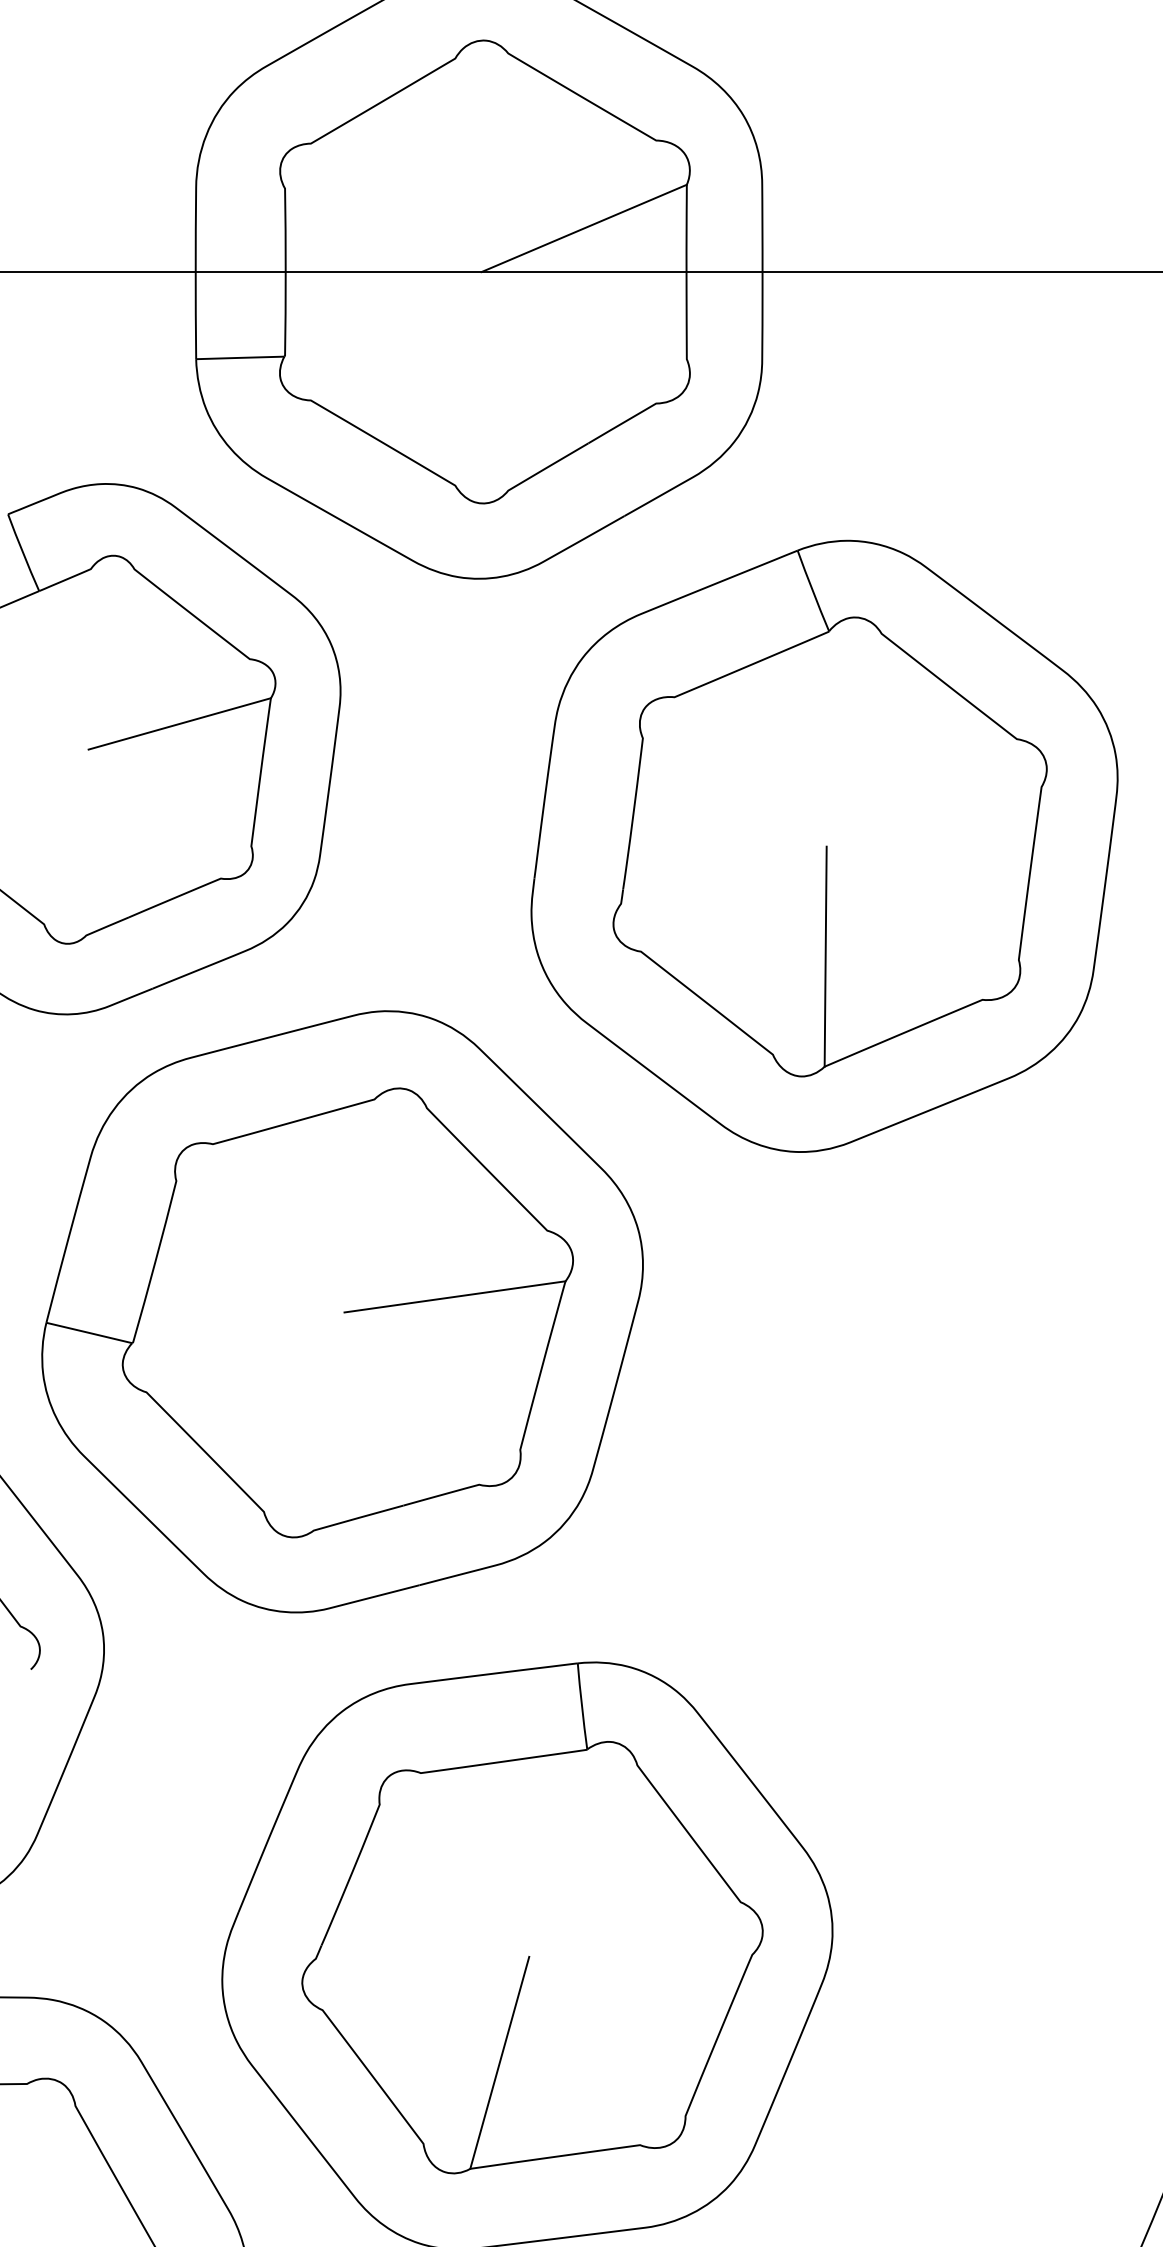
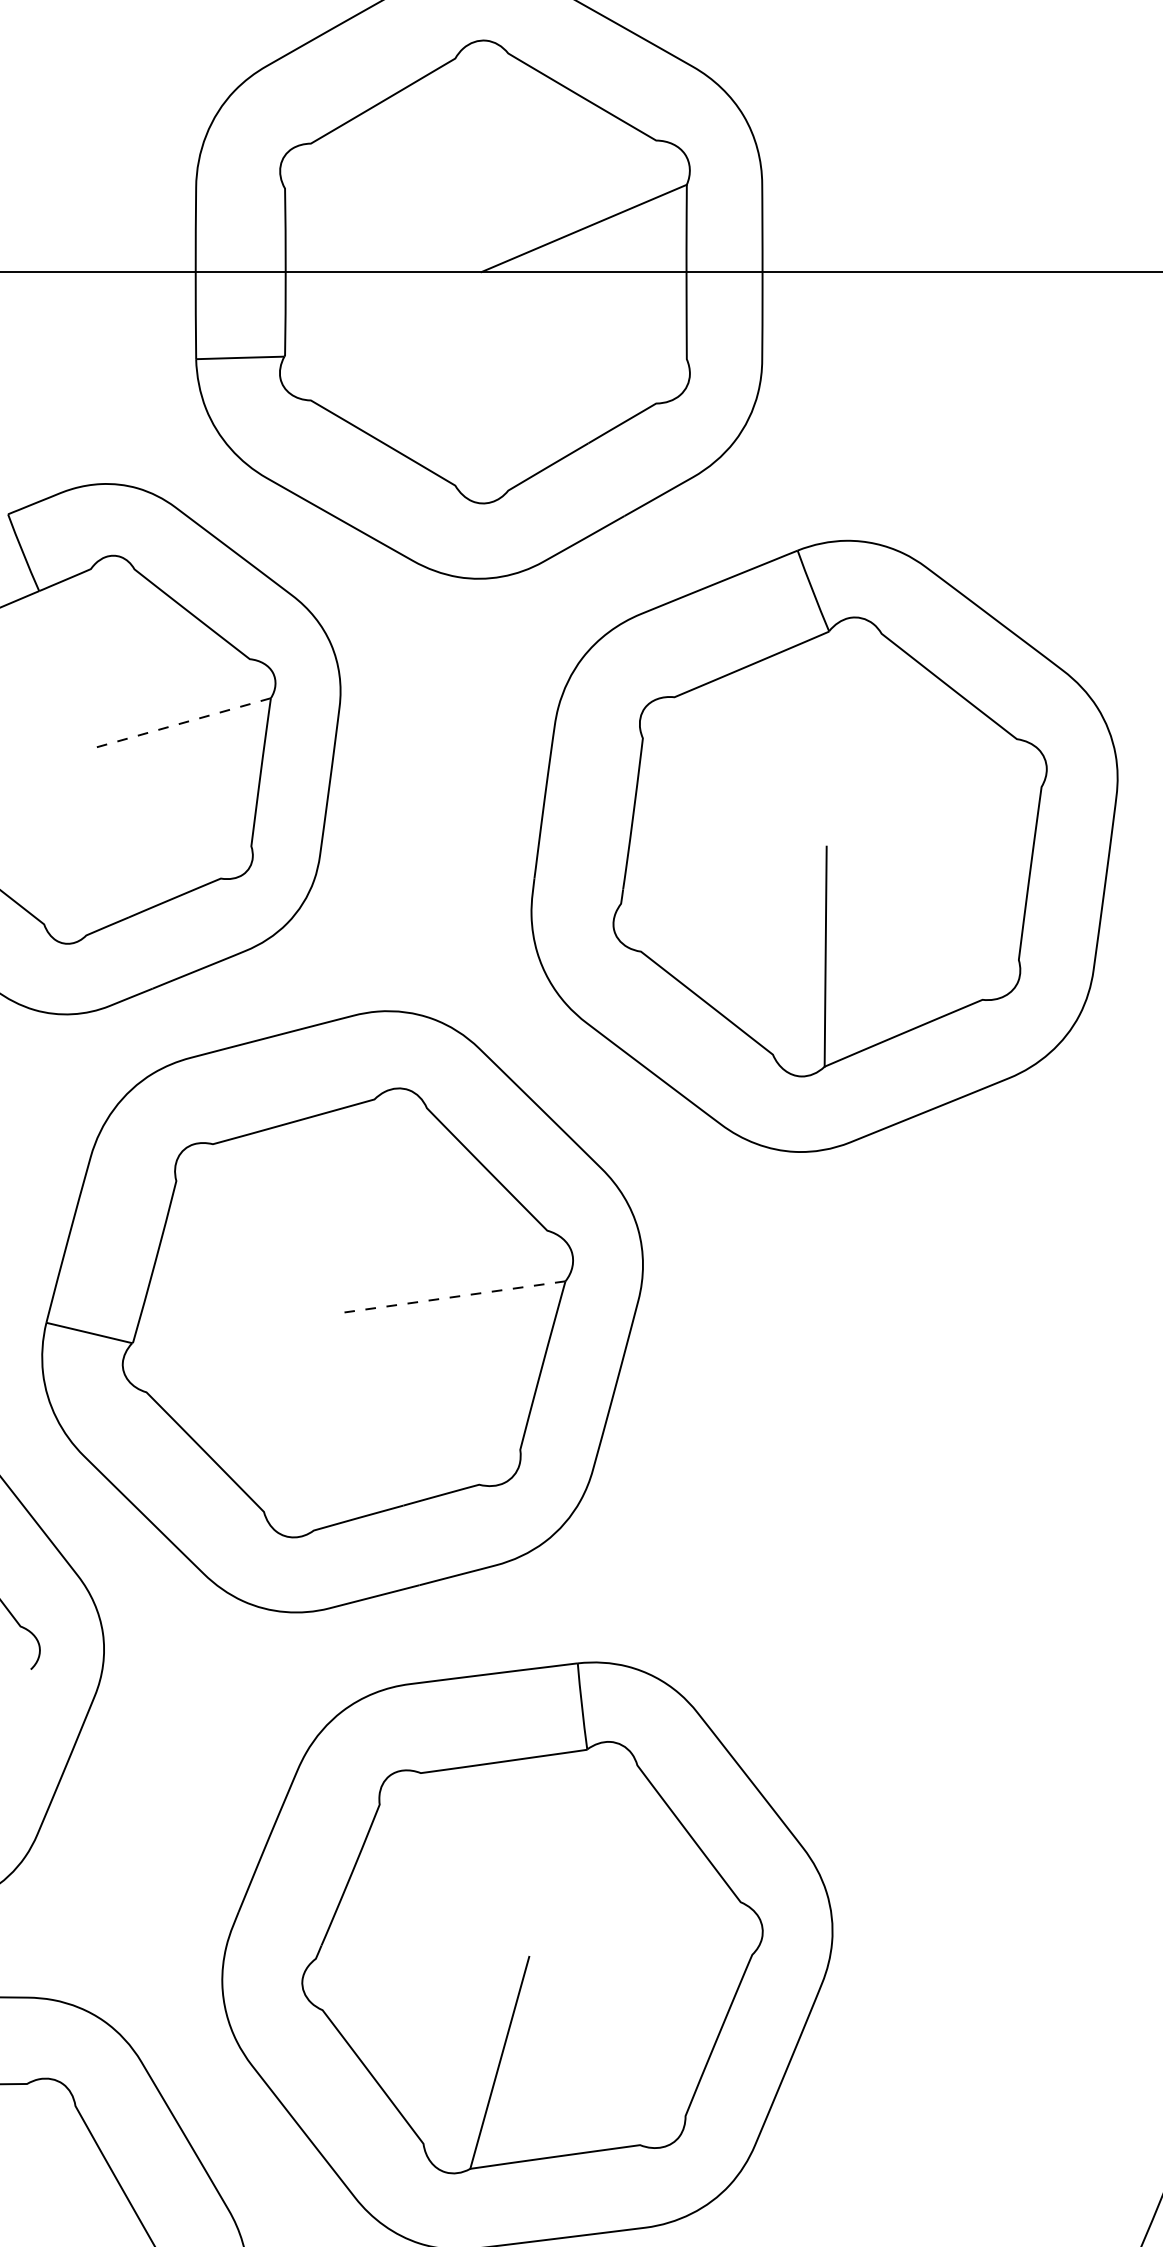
line: solid -> dashed (179, 723)
line: solid -> dashed (455, 1296)
